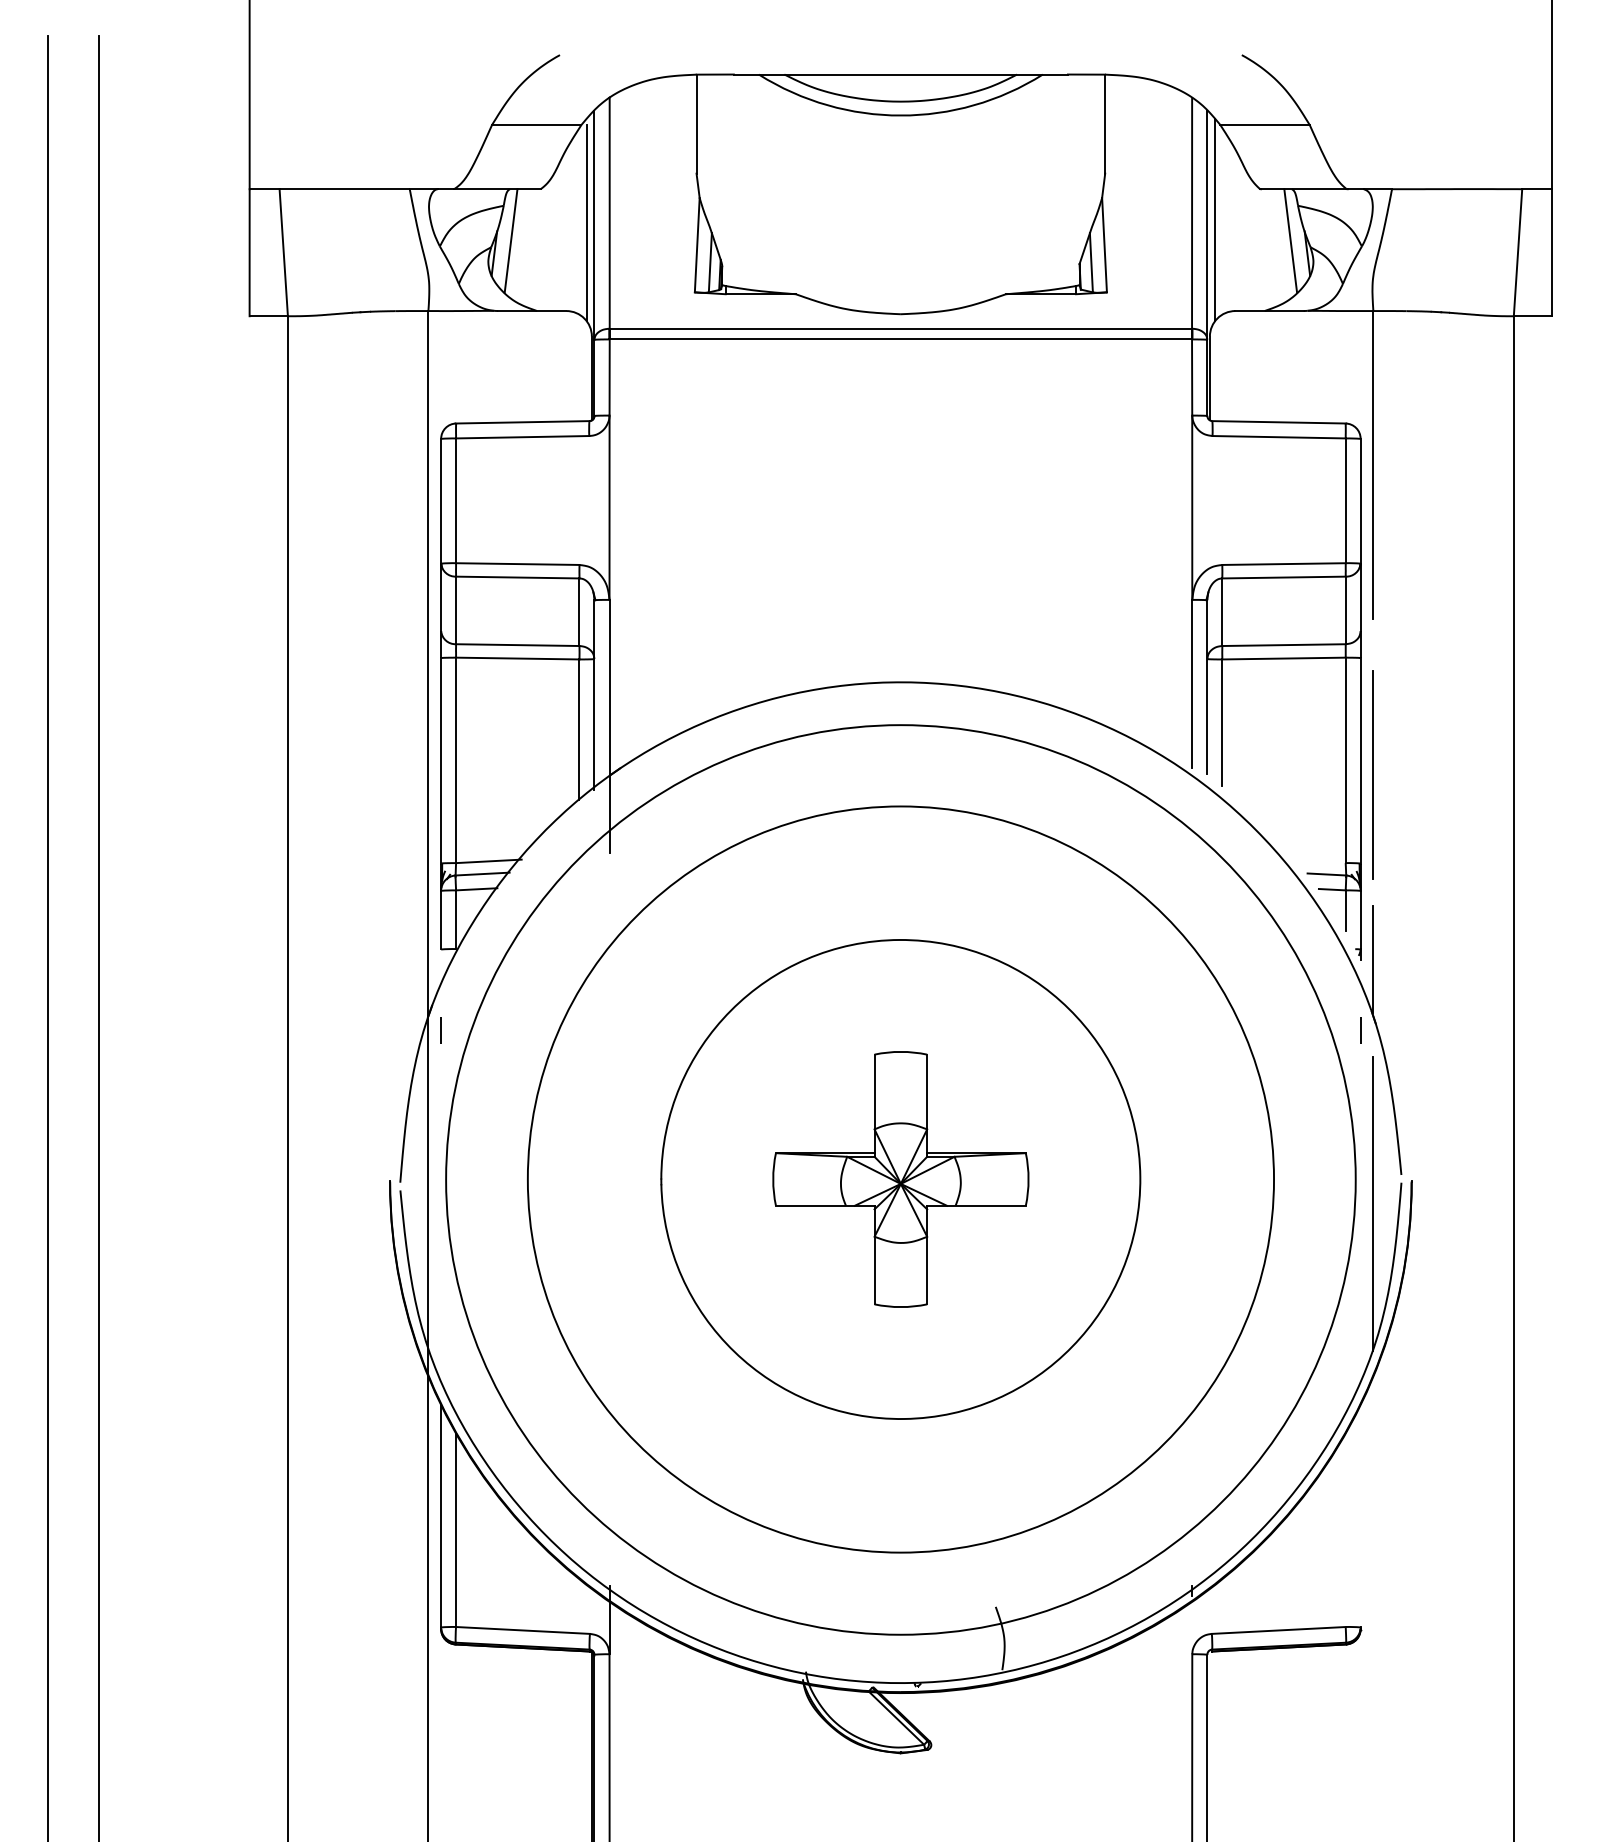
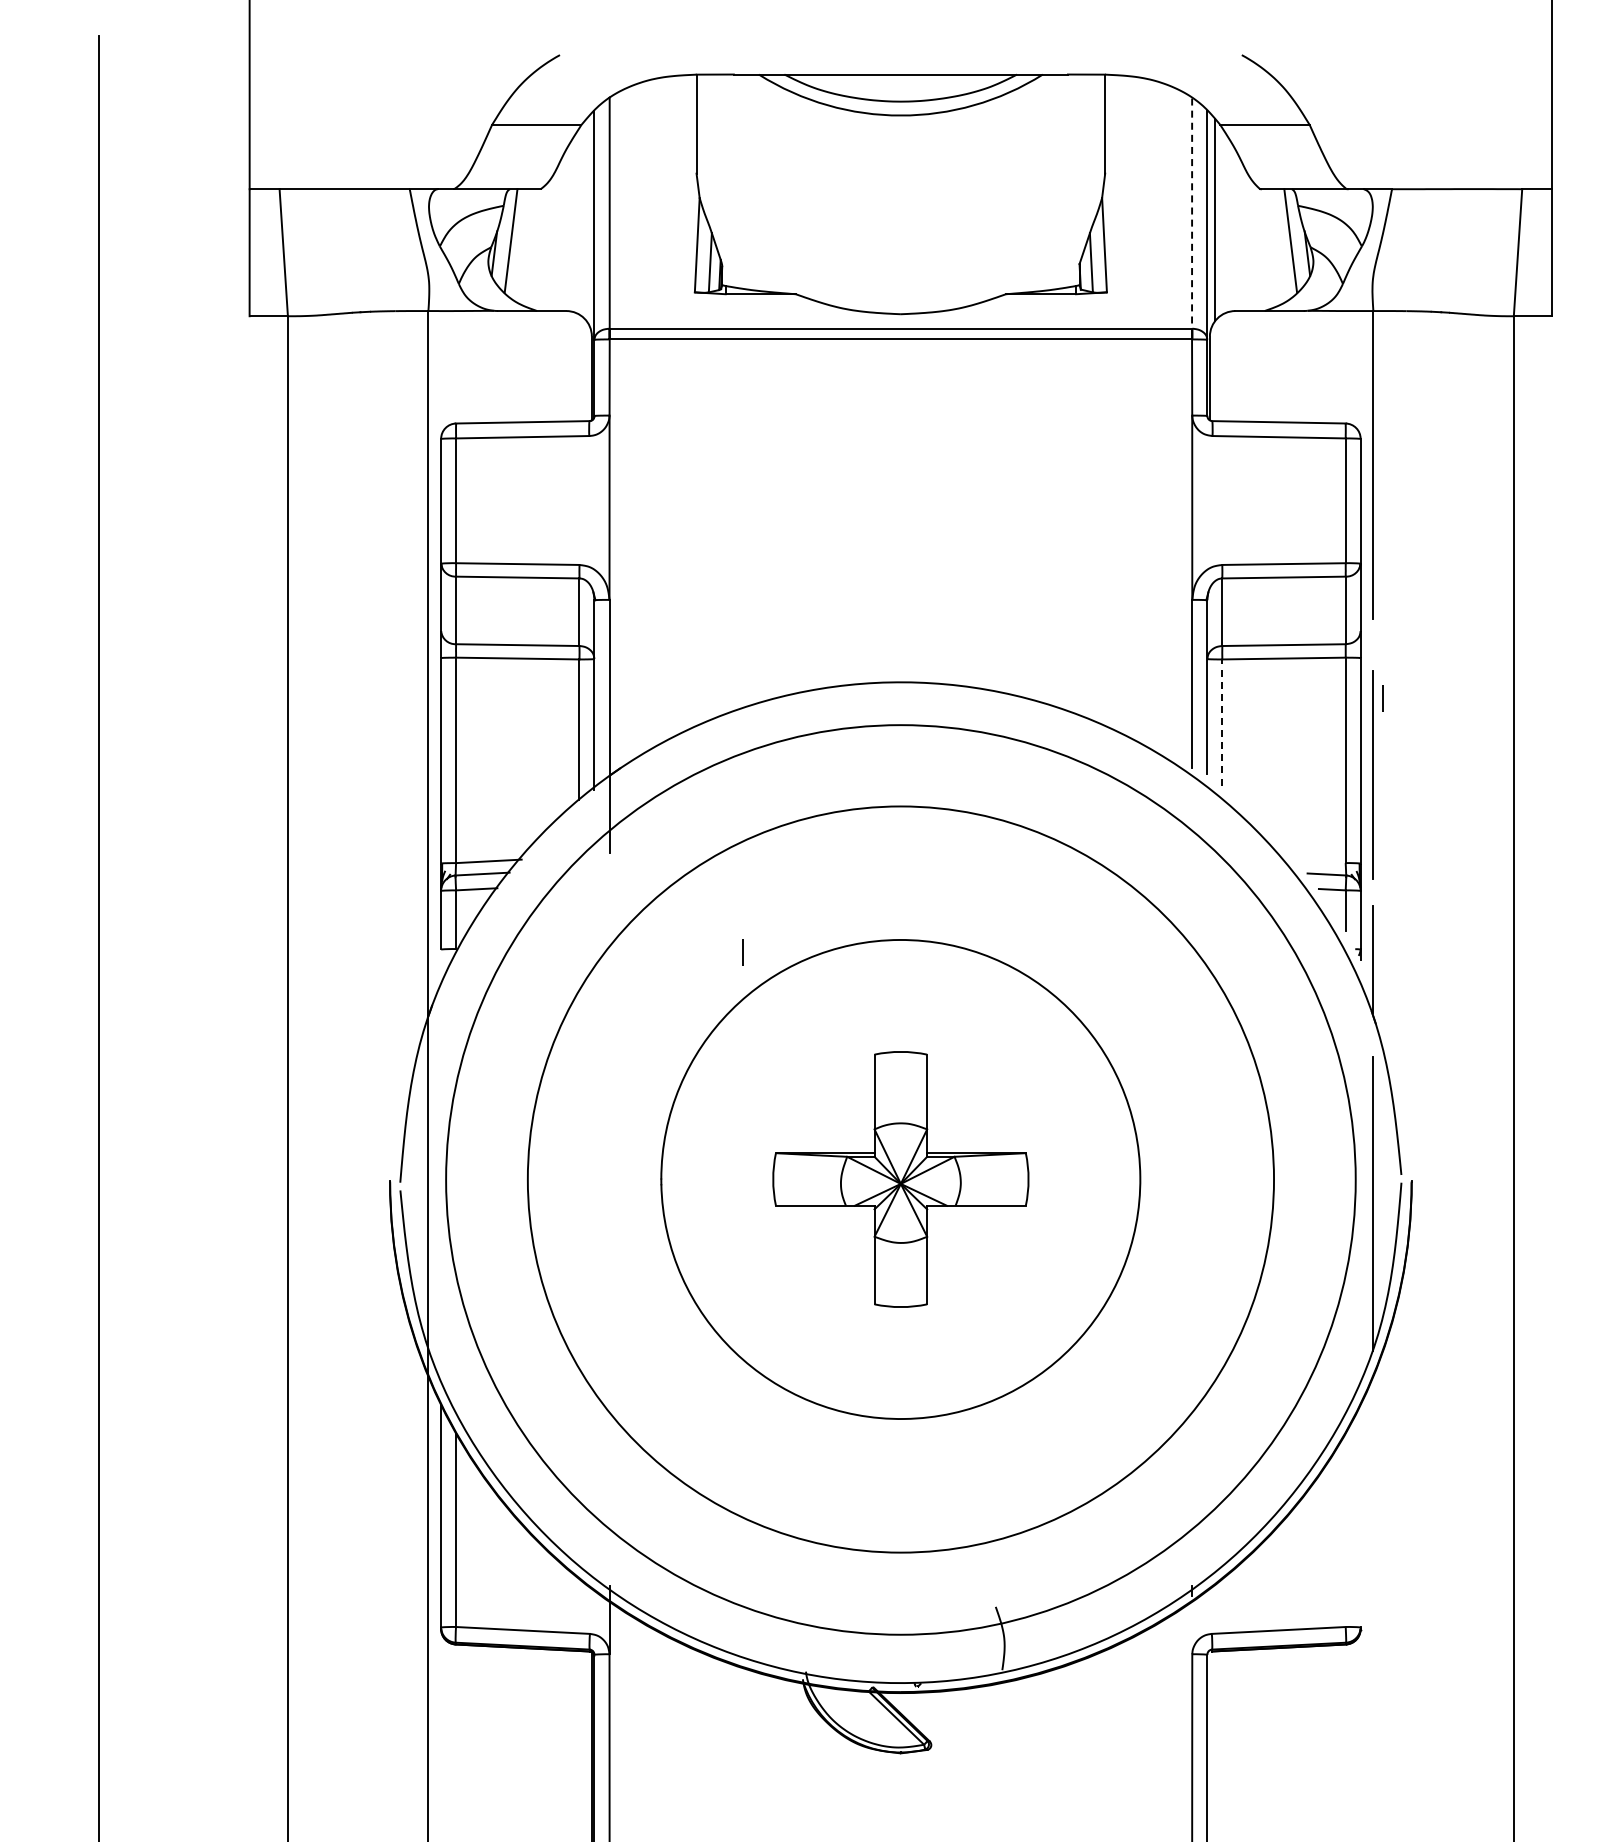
line: solid -> dashed (1192, 214)
line: present -> none (586, 223)
line: solid -> dashed (1222, 722)
line: present -> none (47, 936)
line position: (440, 1030) -> (742, 952) (742, 952)
line position: (1360, 1030) -> (1382, 698) (1382, 698)
